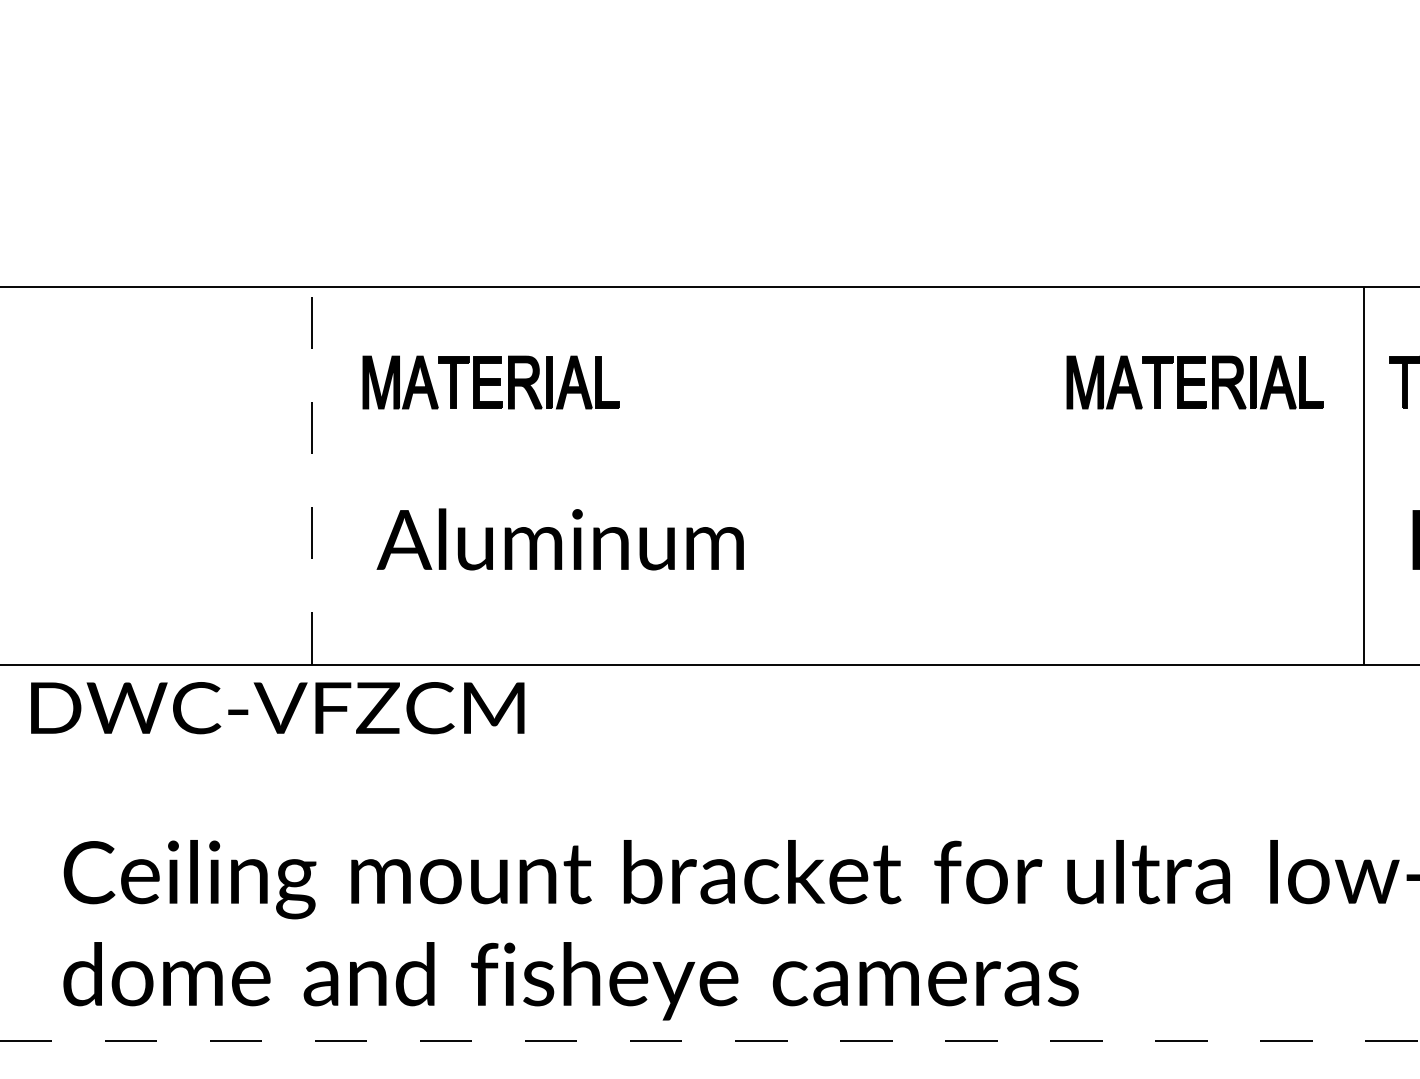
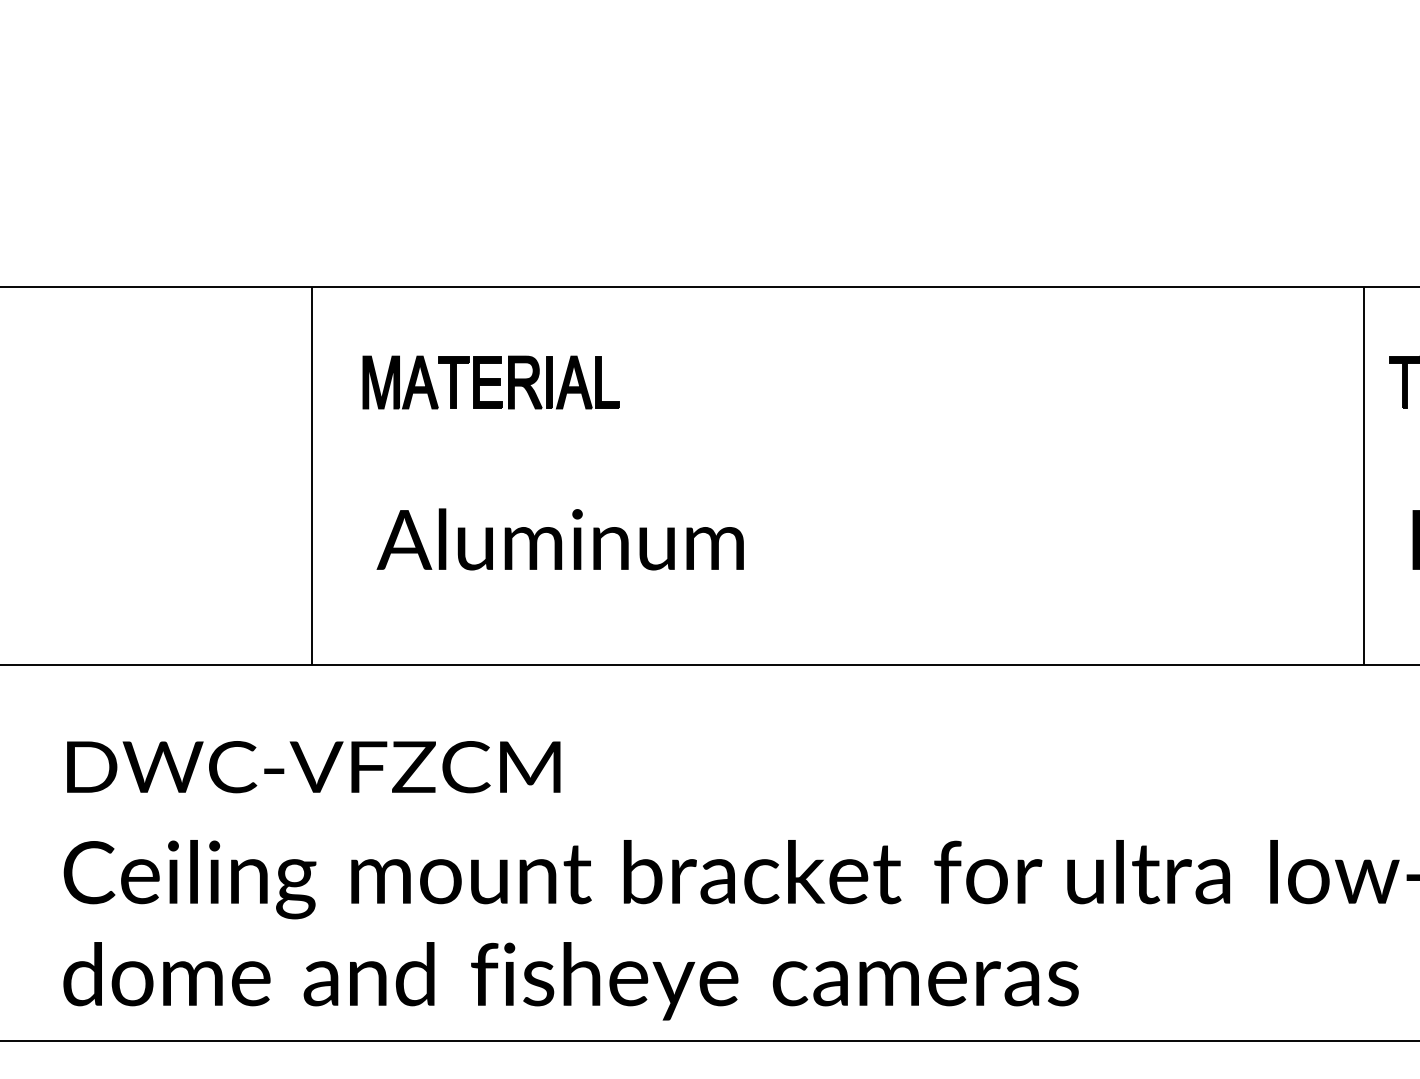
part: present -> none (1194, 382)
line: dashed -> solid (311, 475)
text position: (277, 708) -> (313, 767) (313, 767)
line: dashed -> solid (709, 1040)
